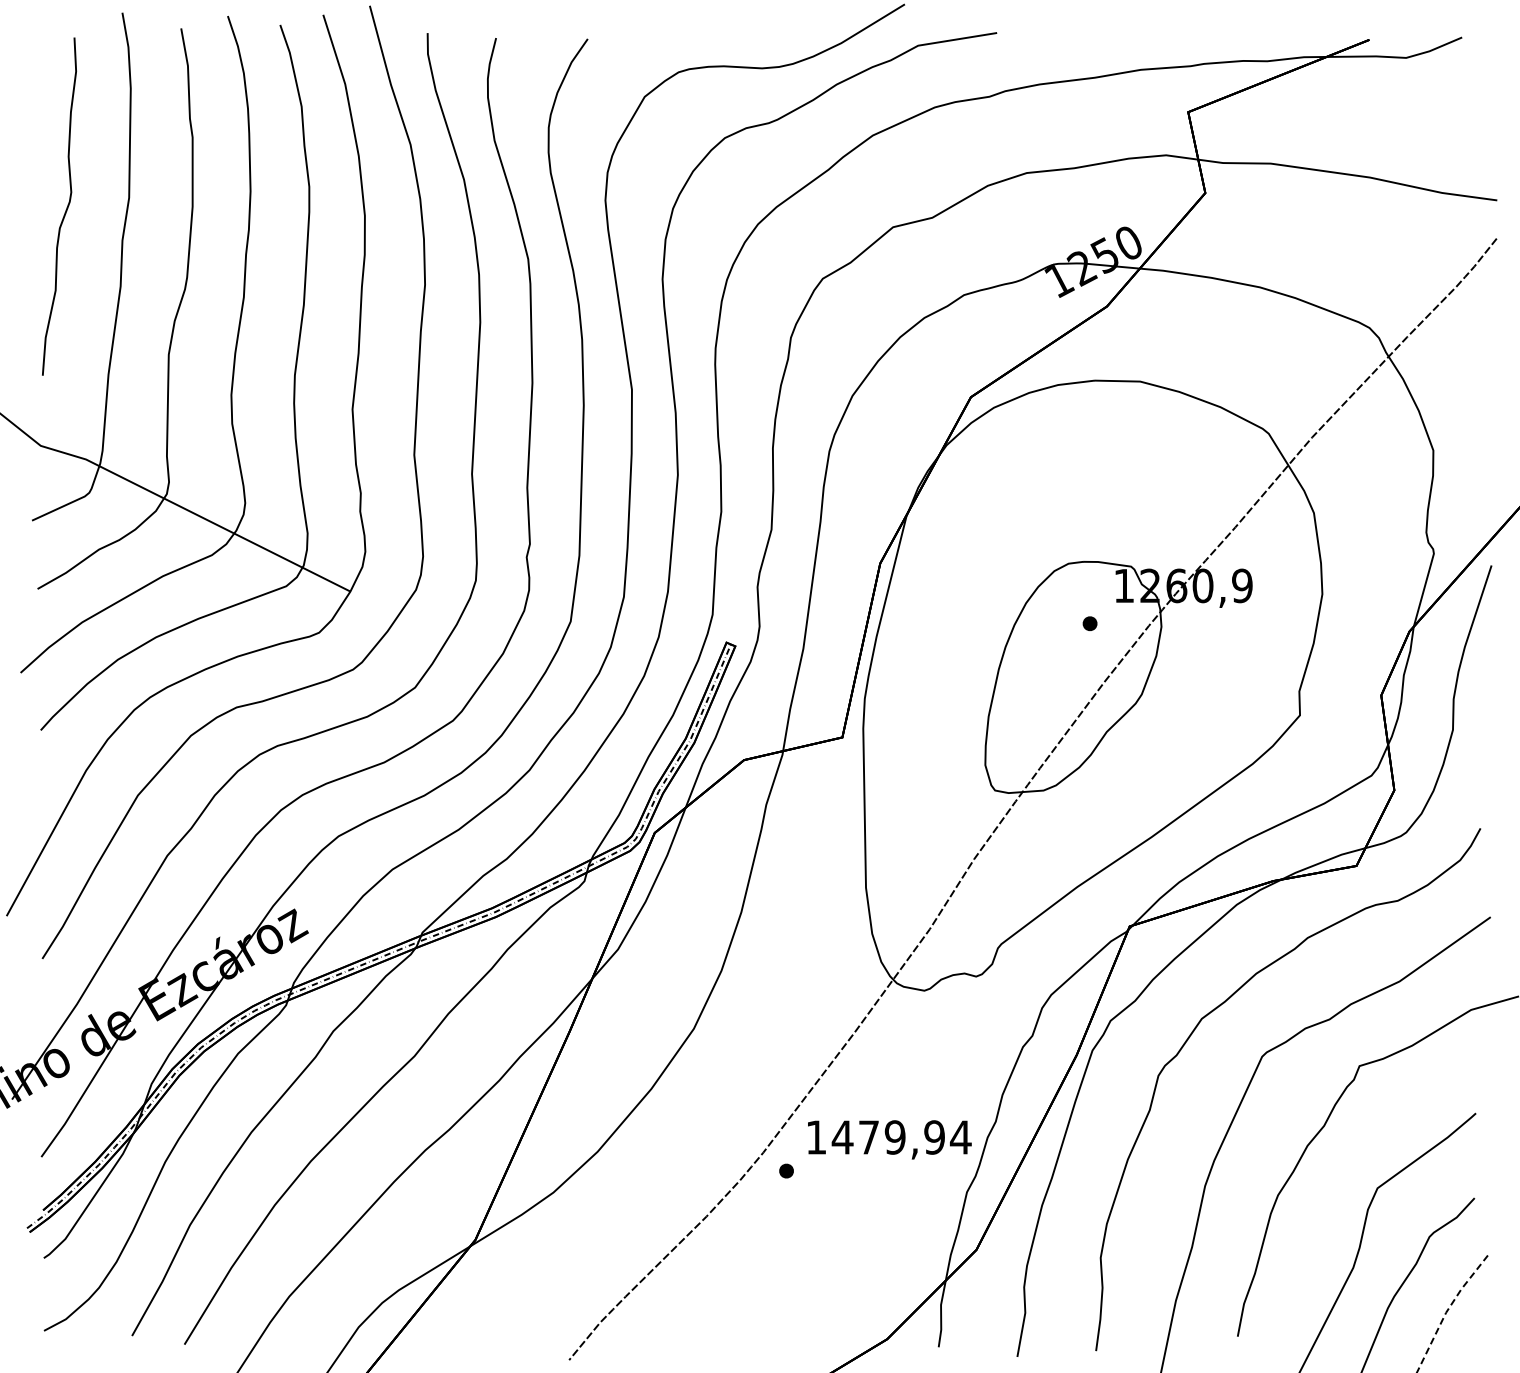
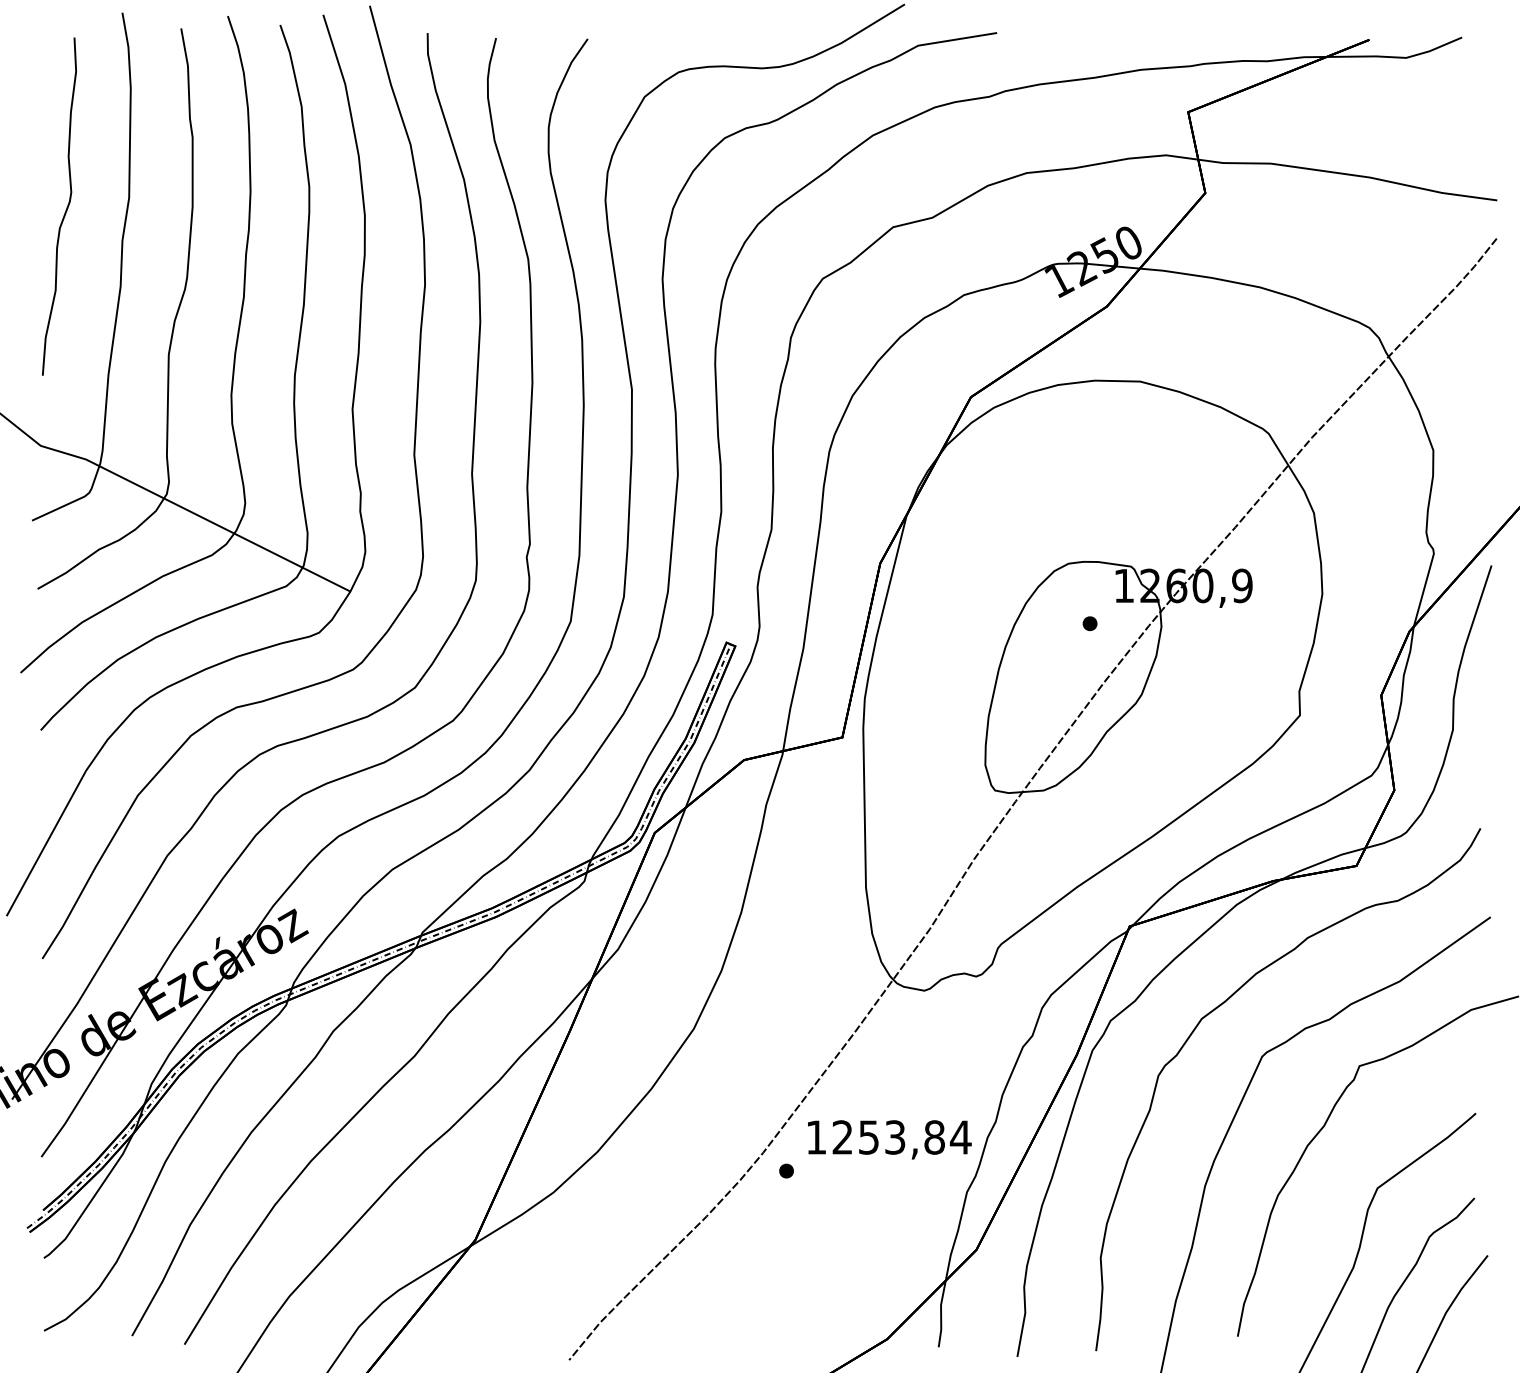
text: 1479,94 -> 1253,84 (887, 1137)
line: dashed -> solid (1447, 1311)
